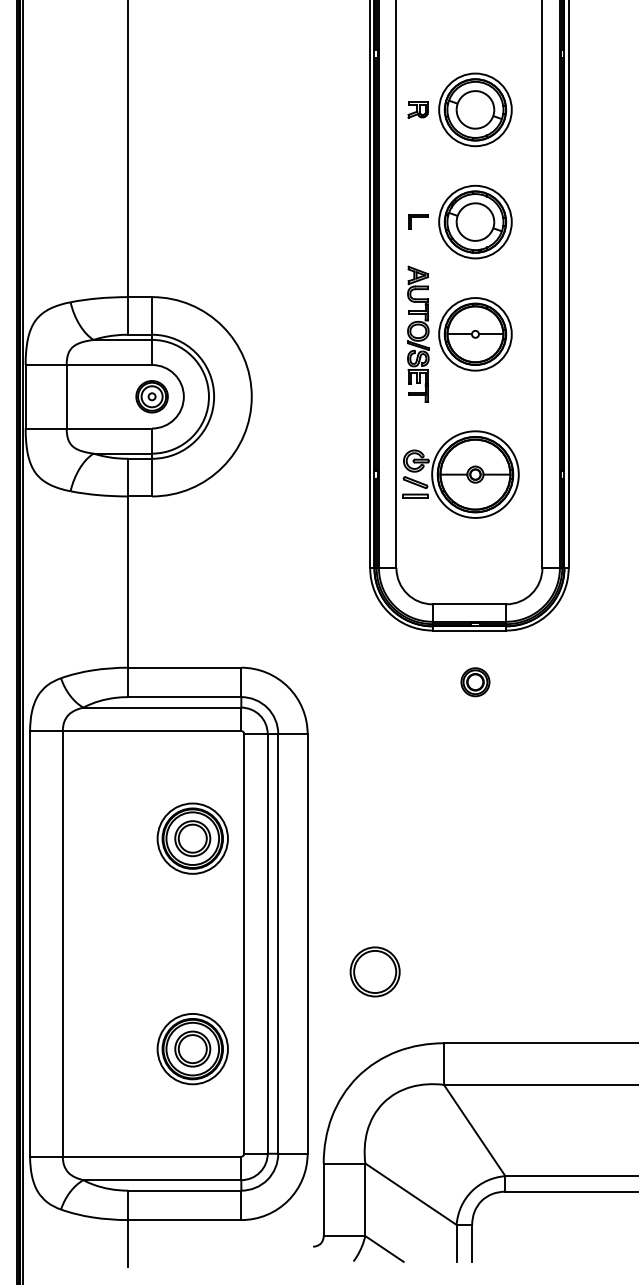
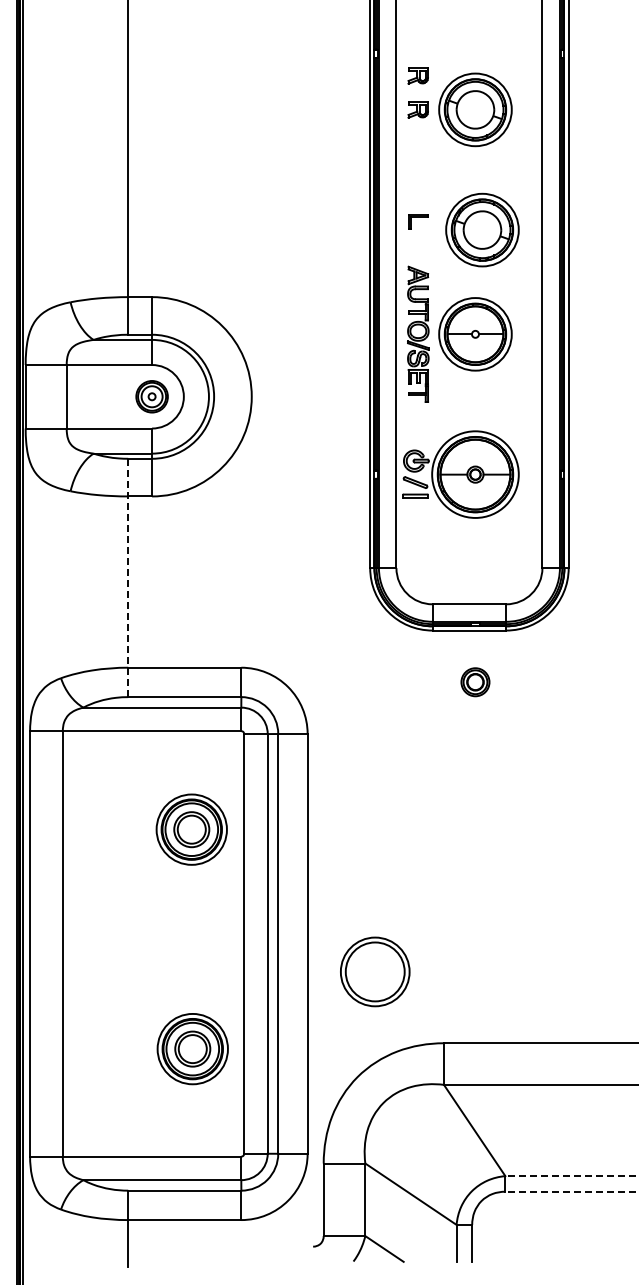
part: none -> present (417, 75)
part position: (475, 221) -> (482, 229) (482, 229)
line: solid -> dashed (128, 577)
part position: (192, 838) -> (191, 829) (191, 829)
part size: 52x52 px -> 71x72 px (375, 971)
line: solid -> dashed (571, 1176)
line: solid -> dashed (571, 1191)
